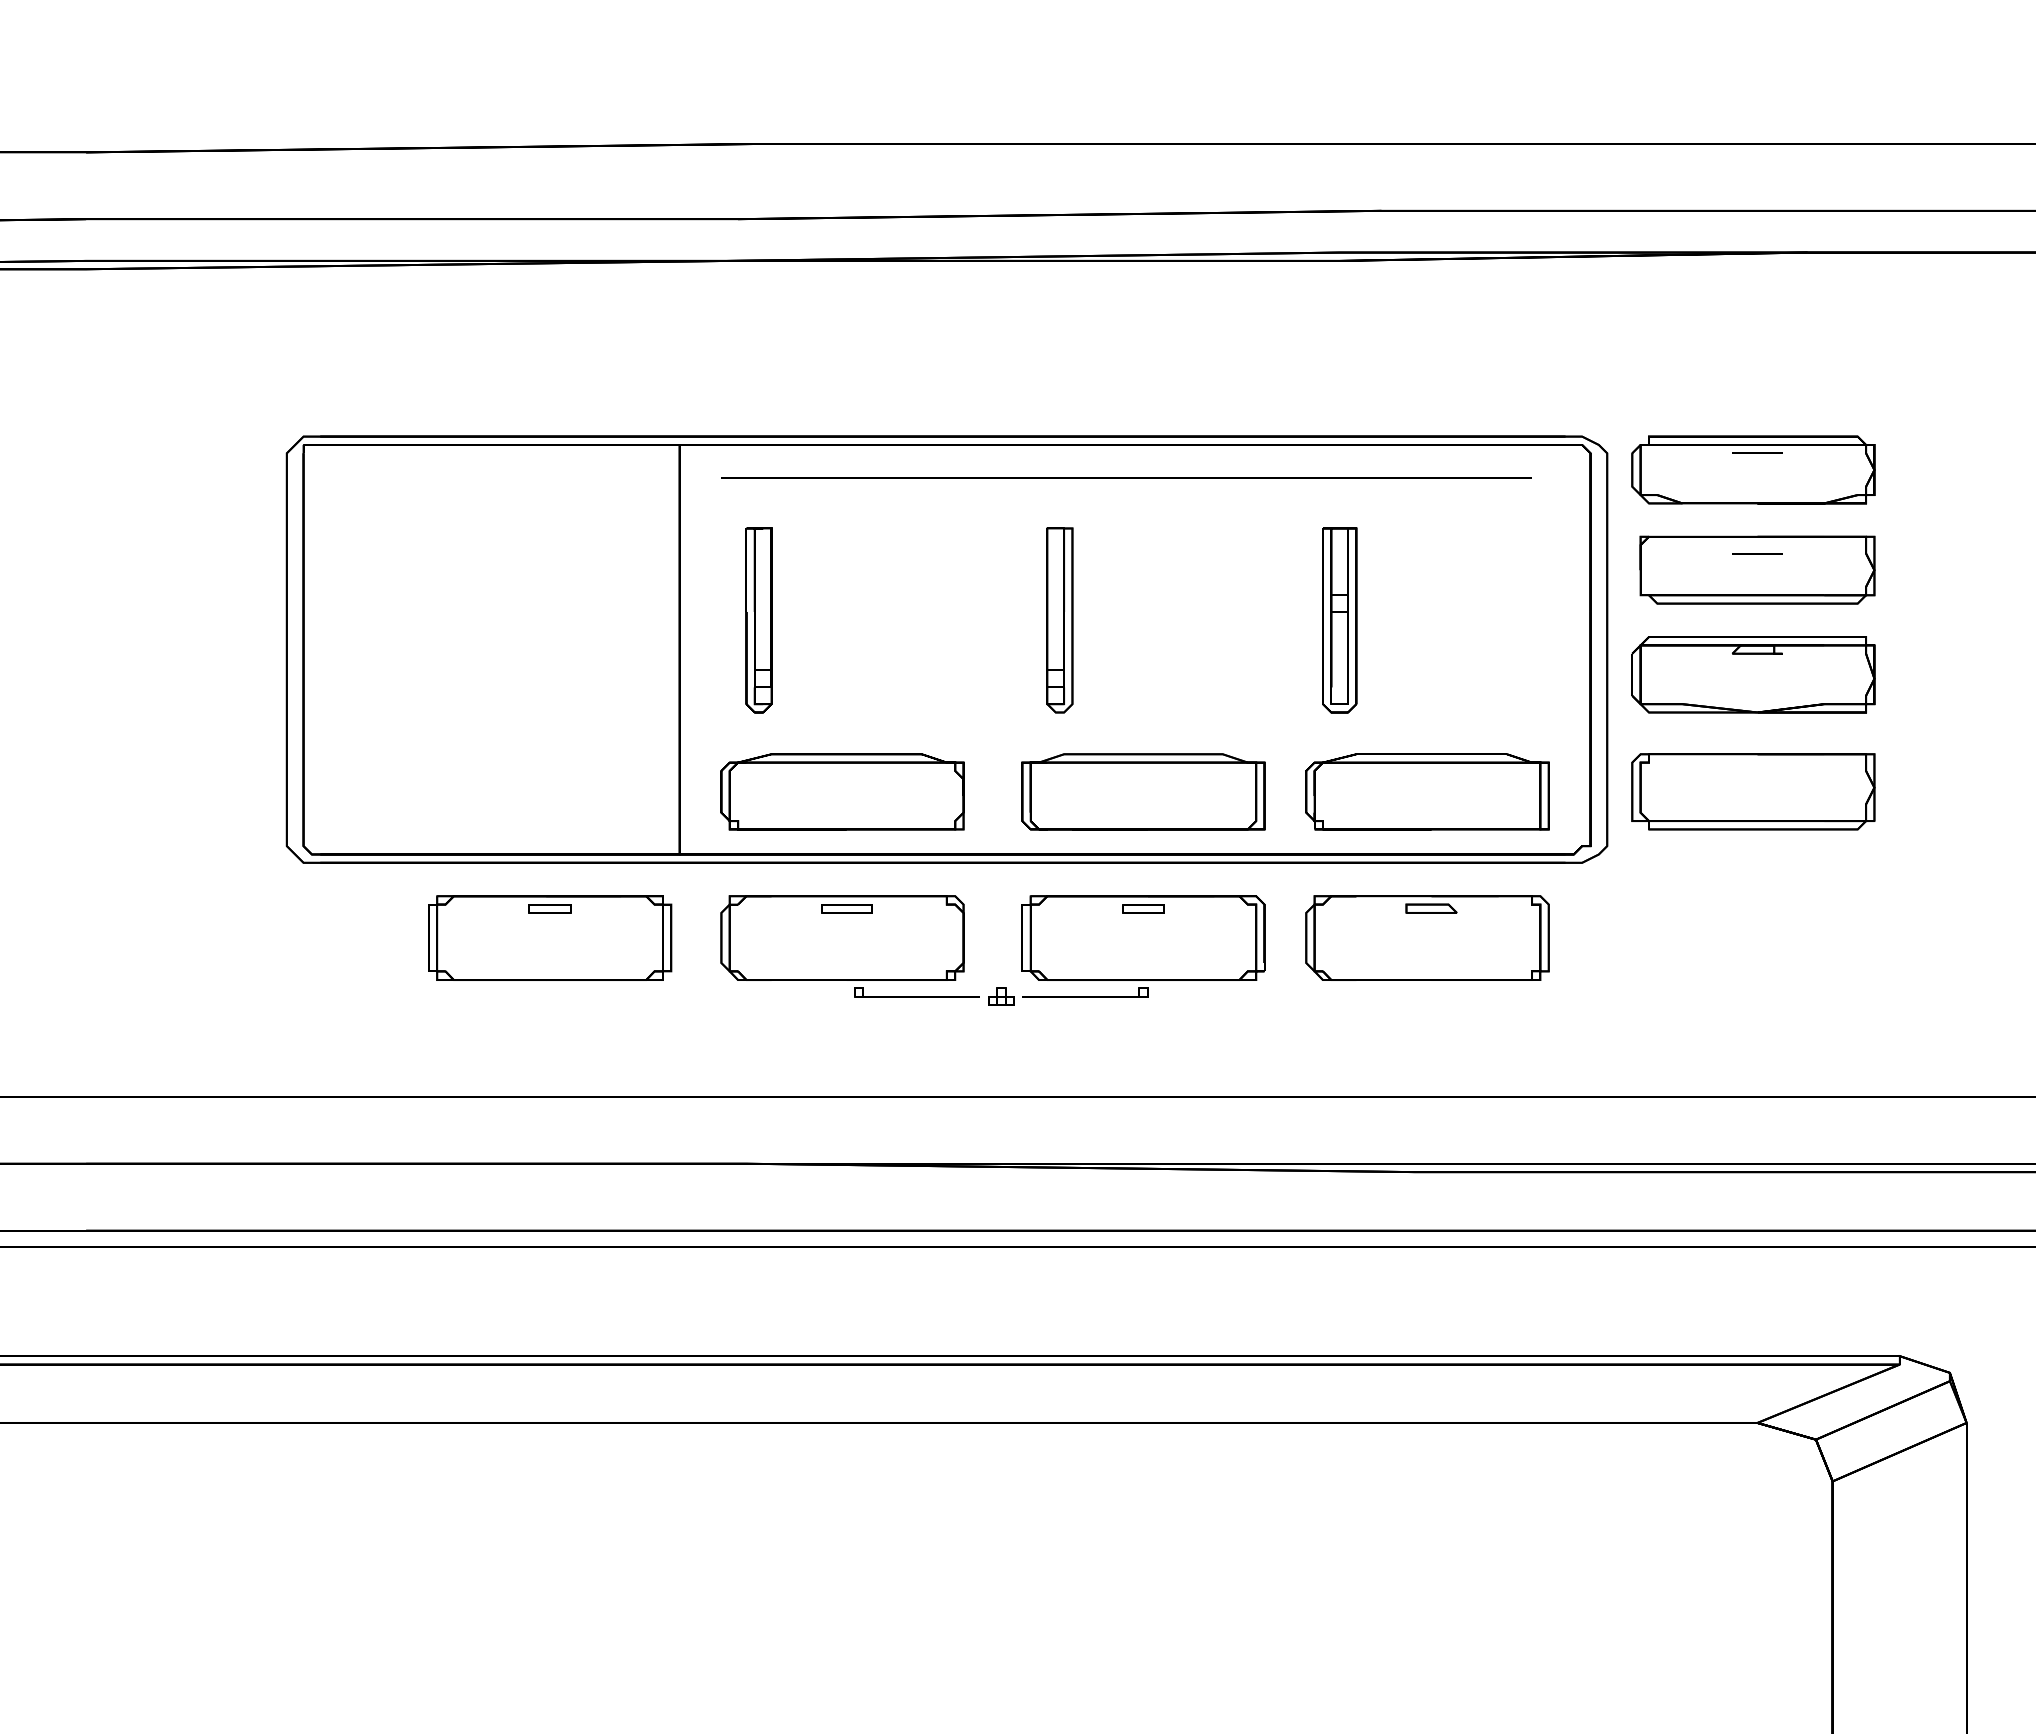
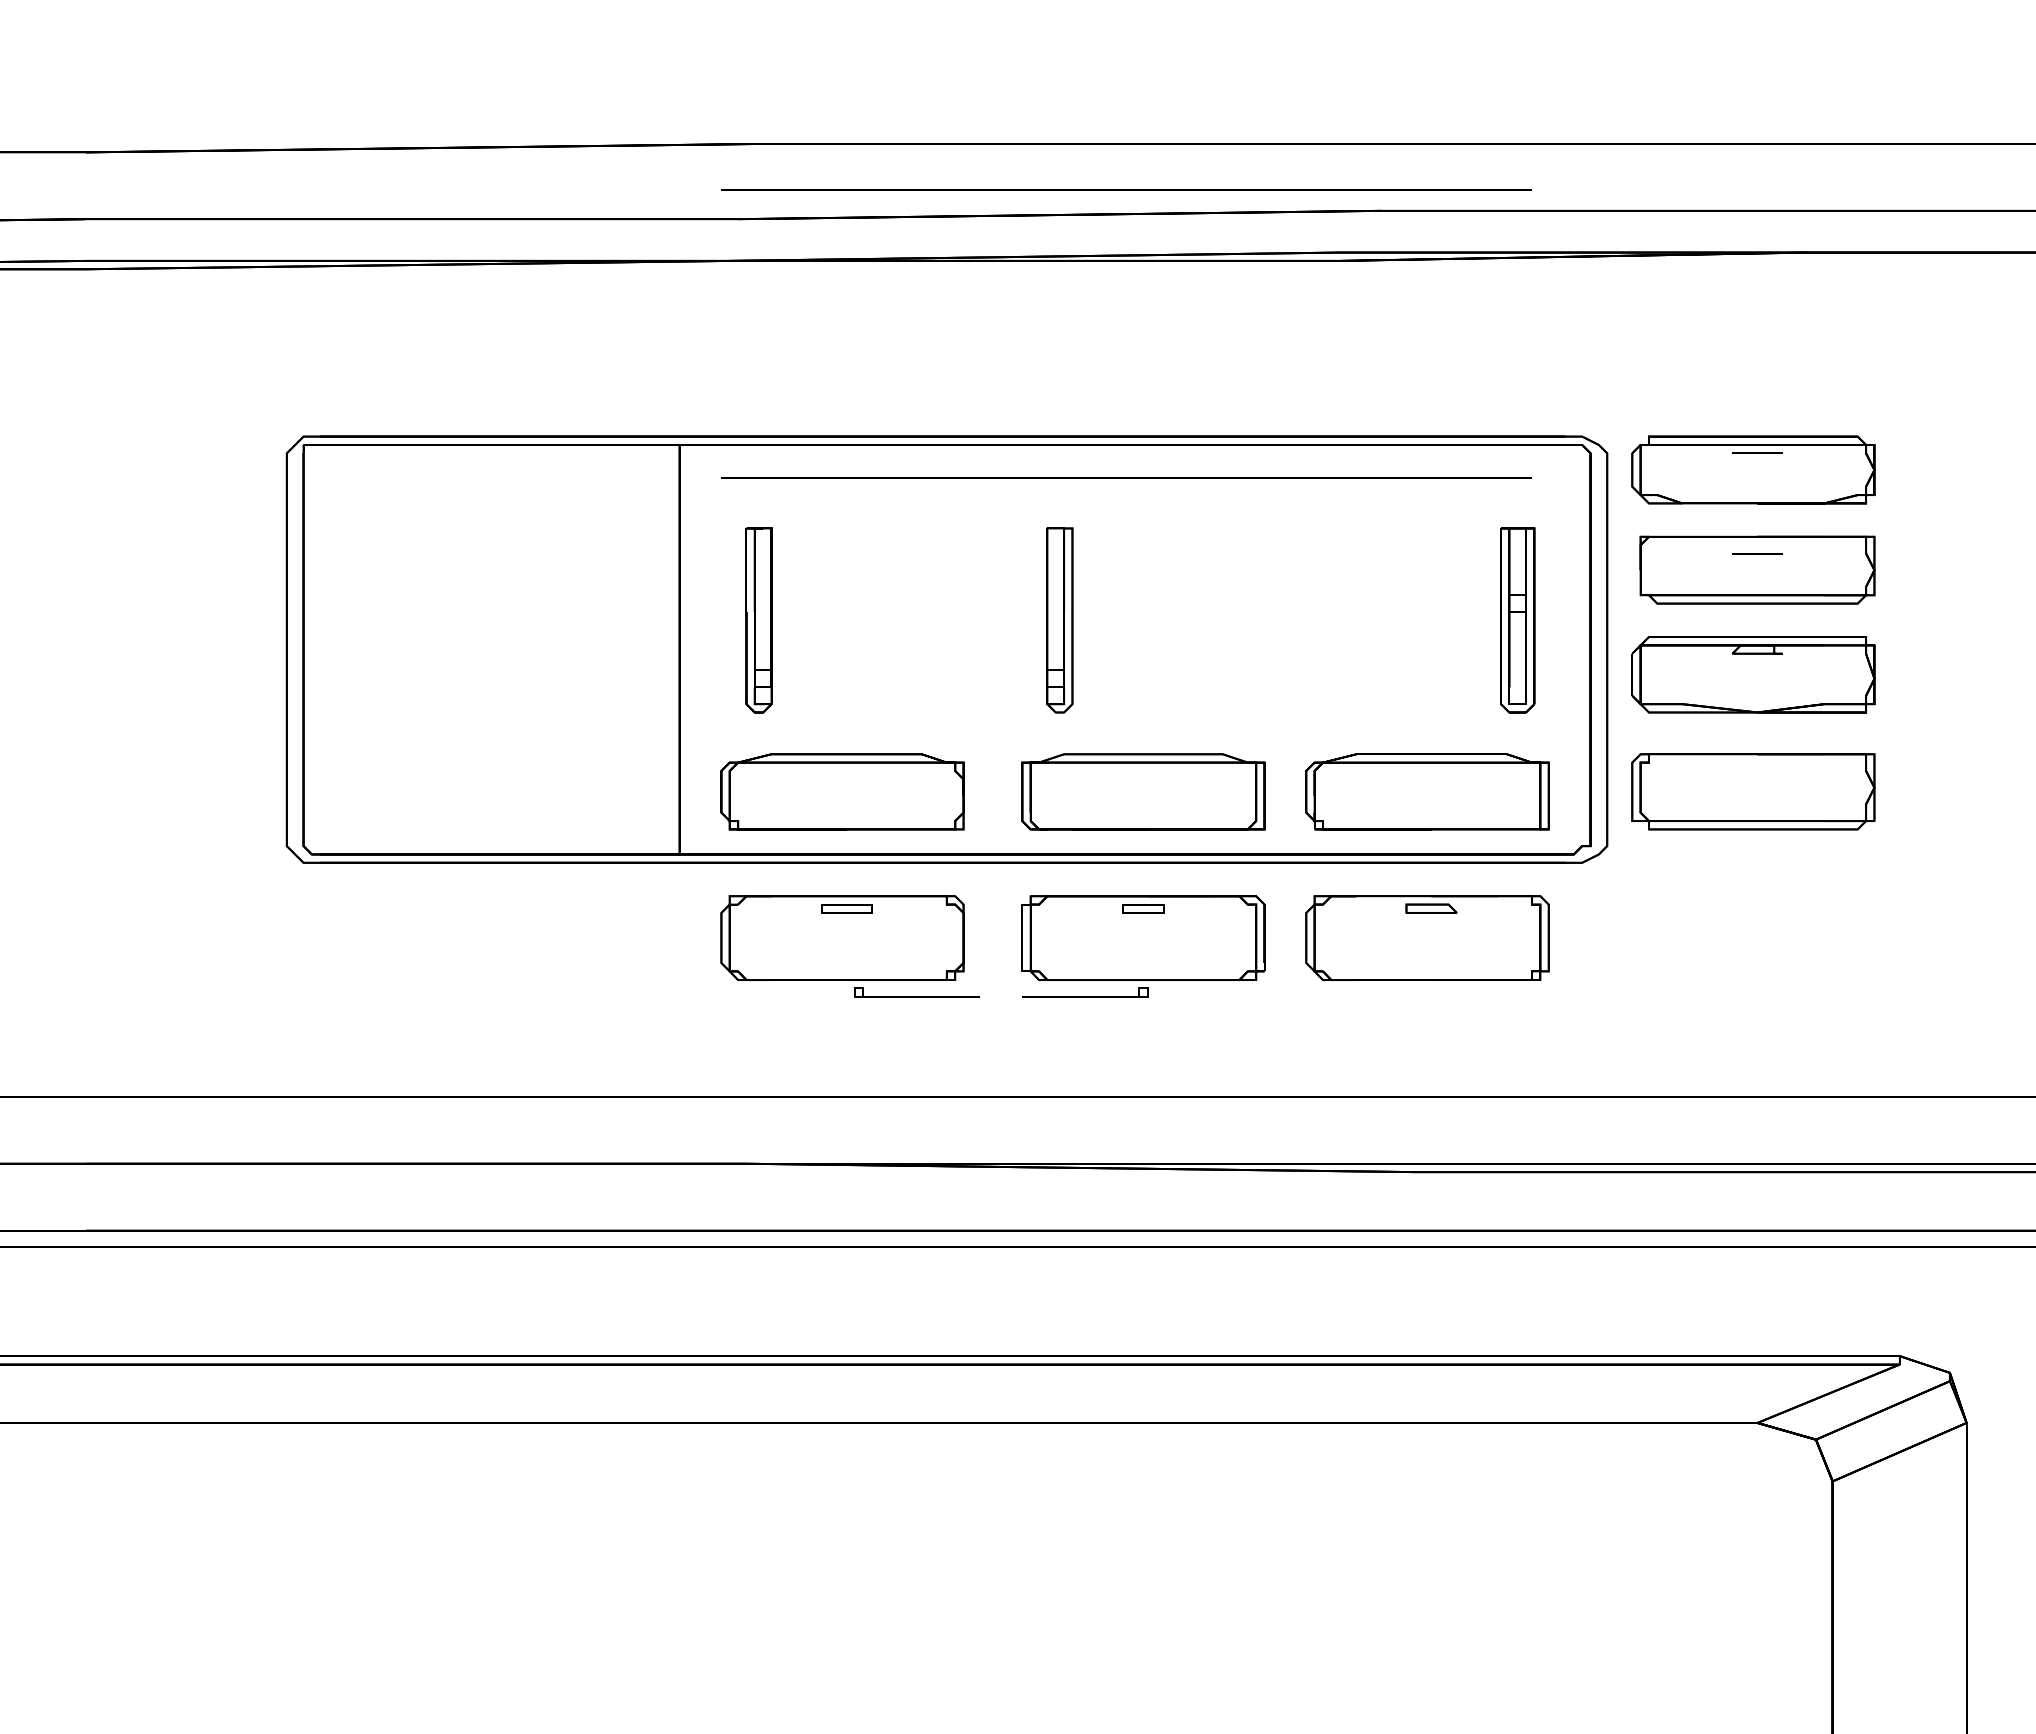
line: none -> present (1126, 189)
part position: (1339, 620) -> (1517, 620) (1517, 620)
part: present -> none (550, 937)
part: present -> none (1001, 996)
